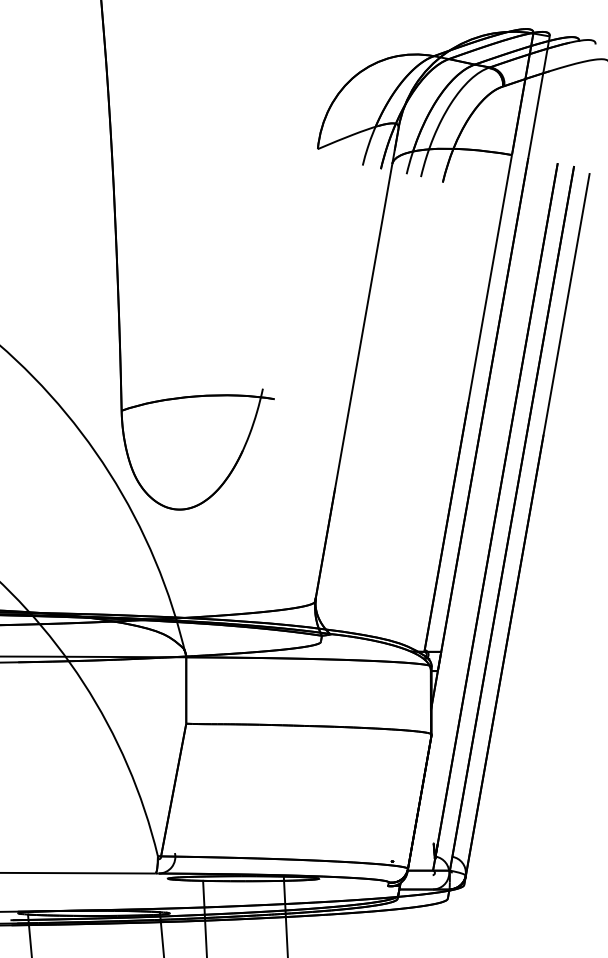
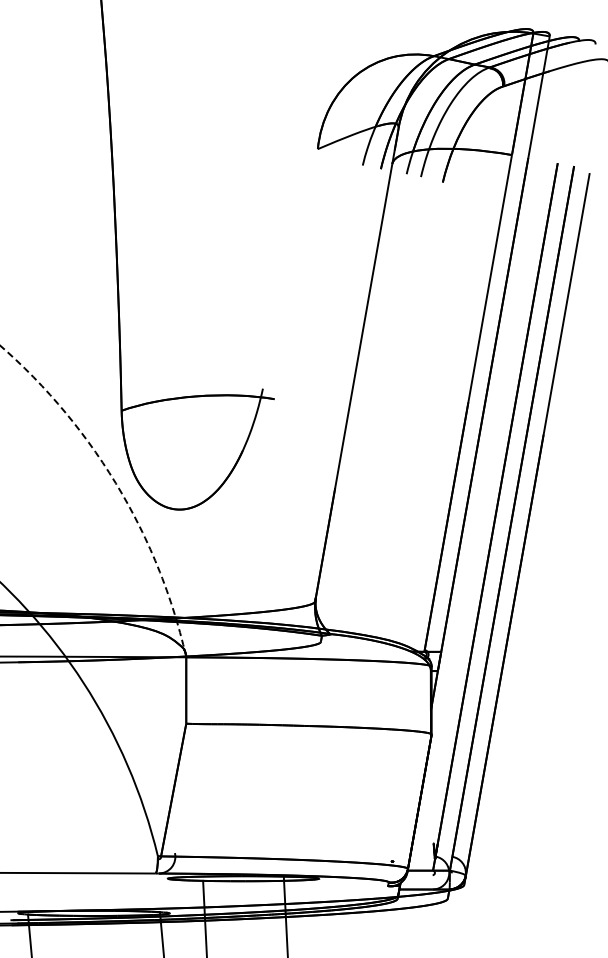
arc: solid -> dashed (119, 488)
